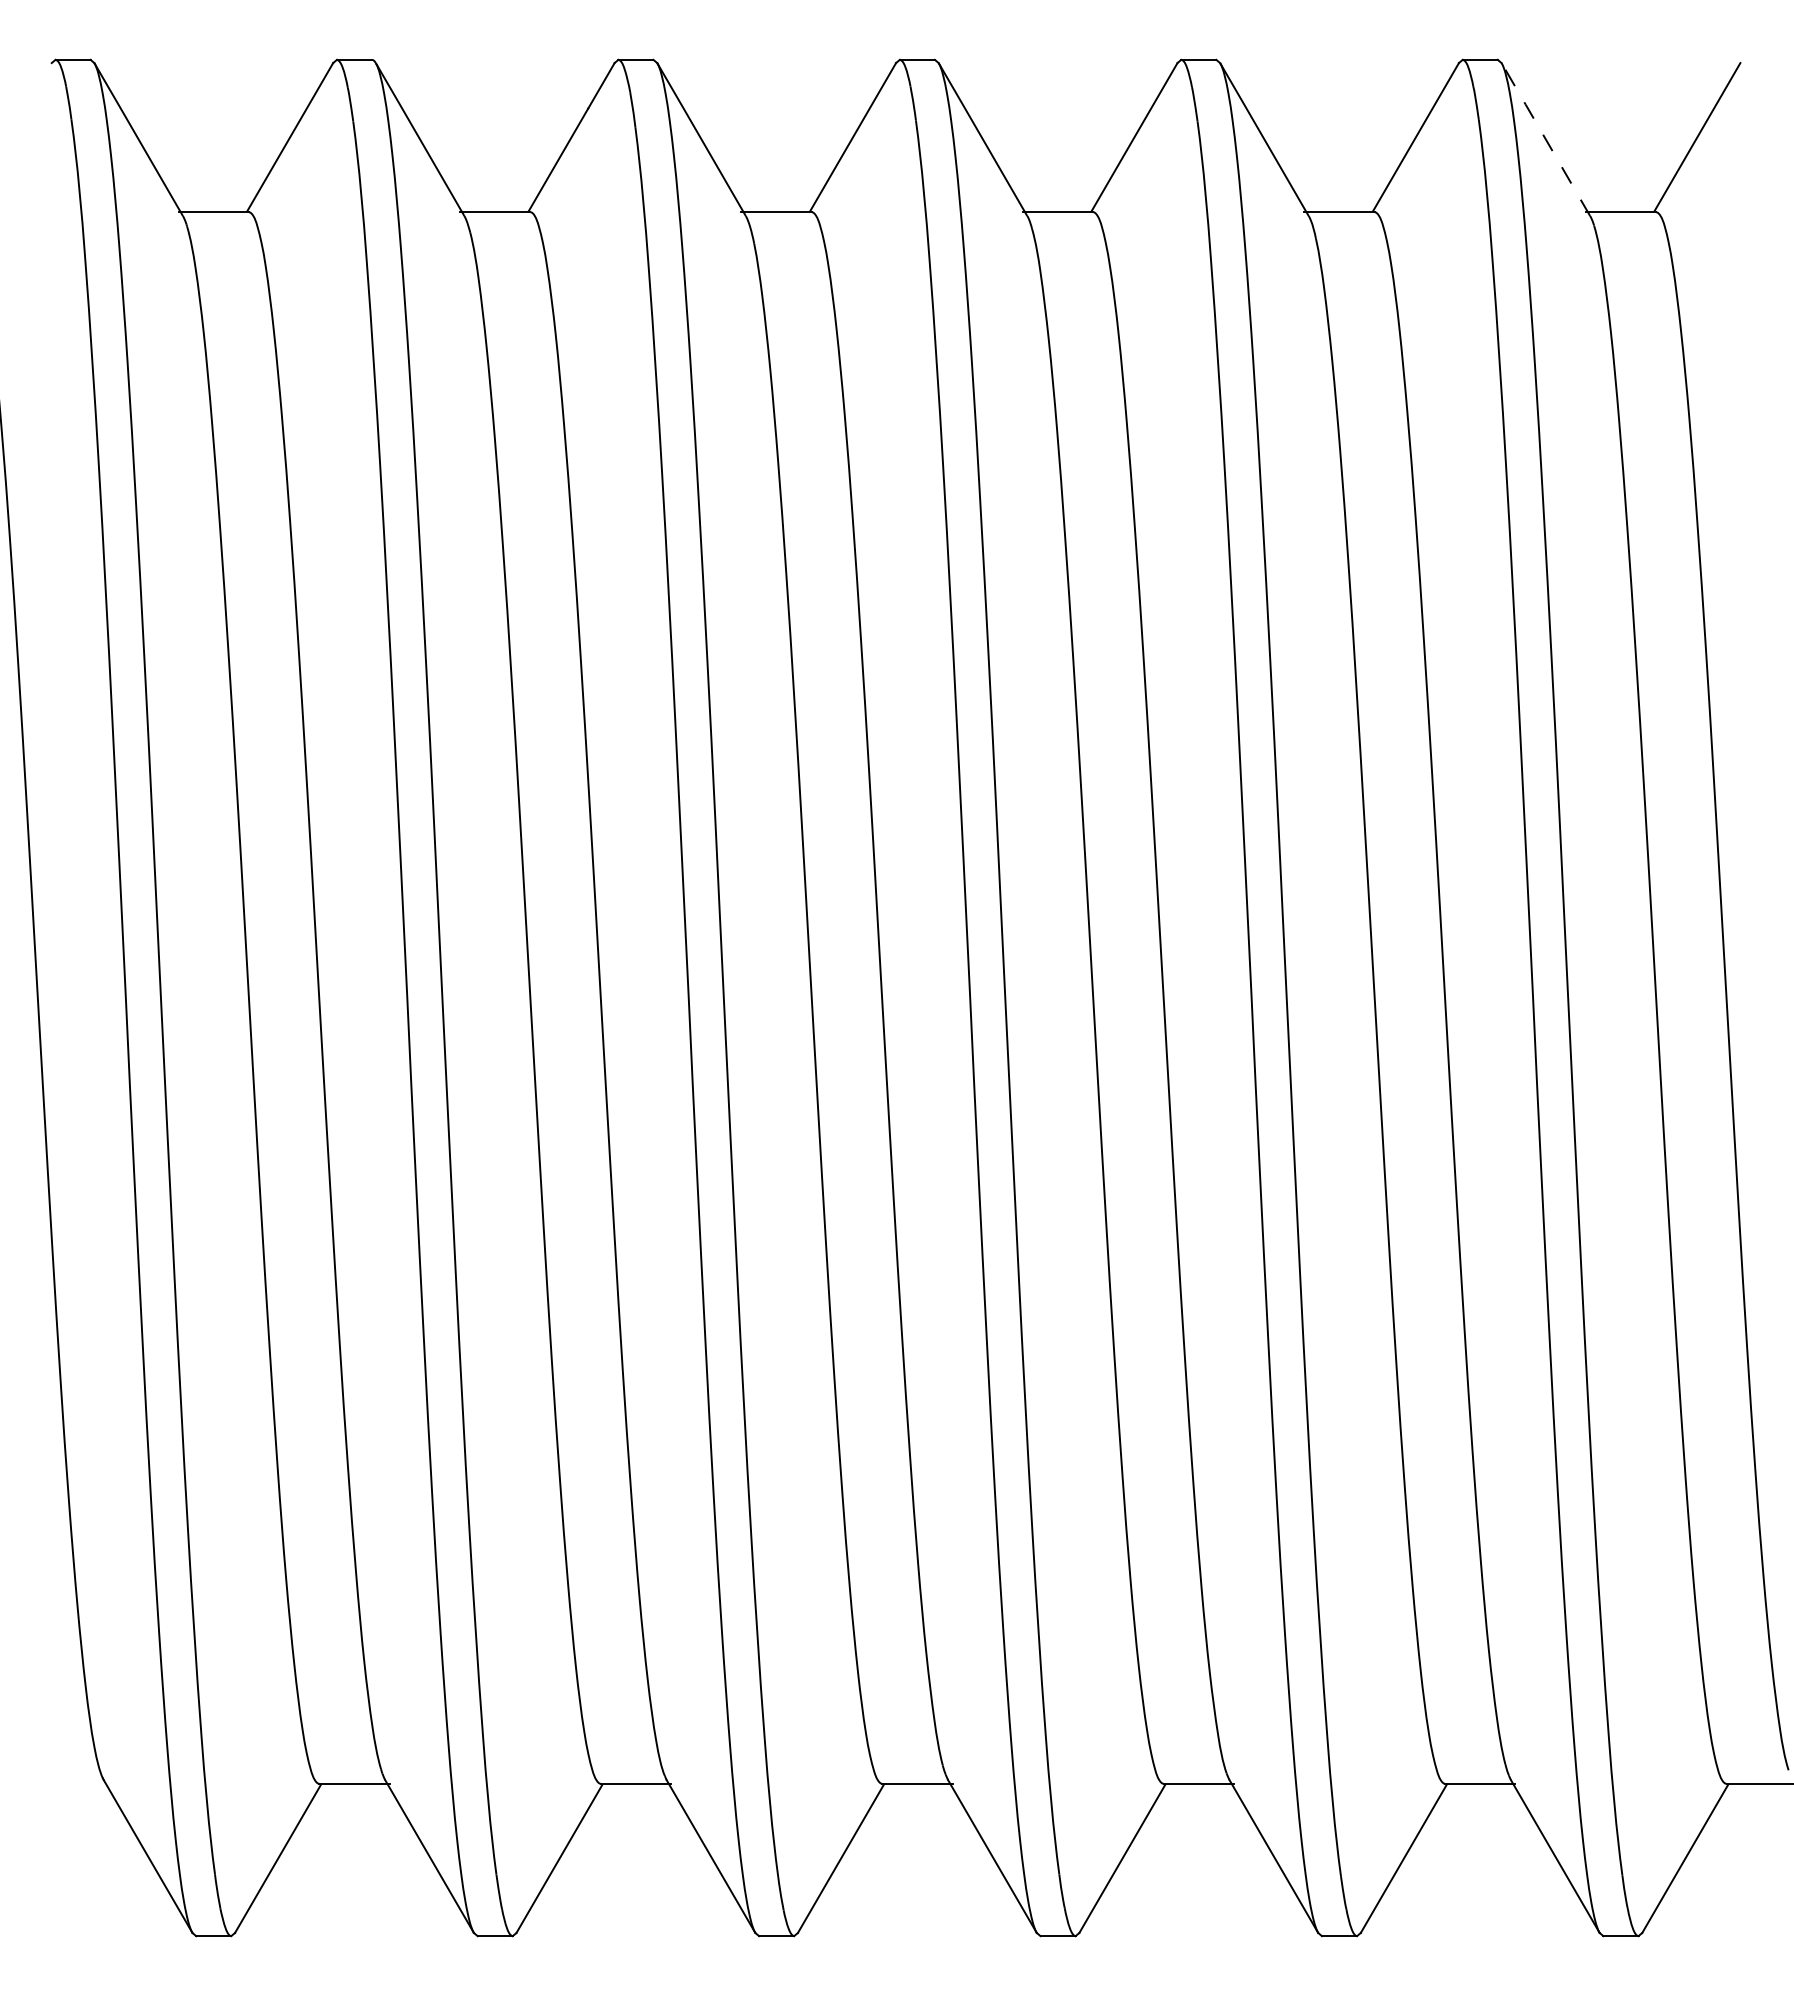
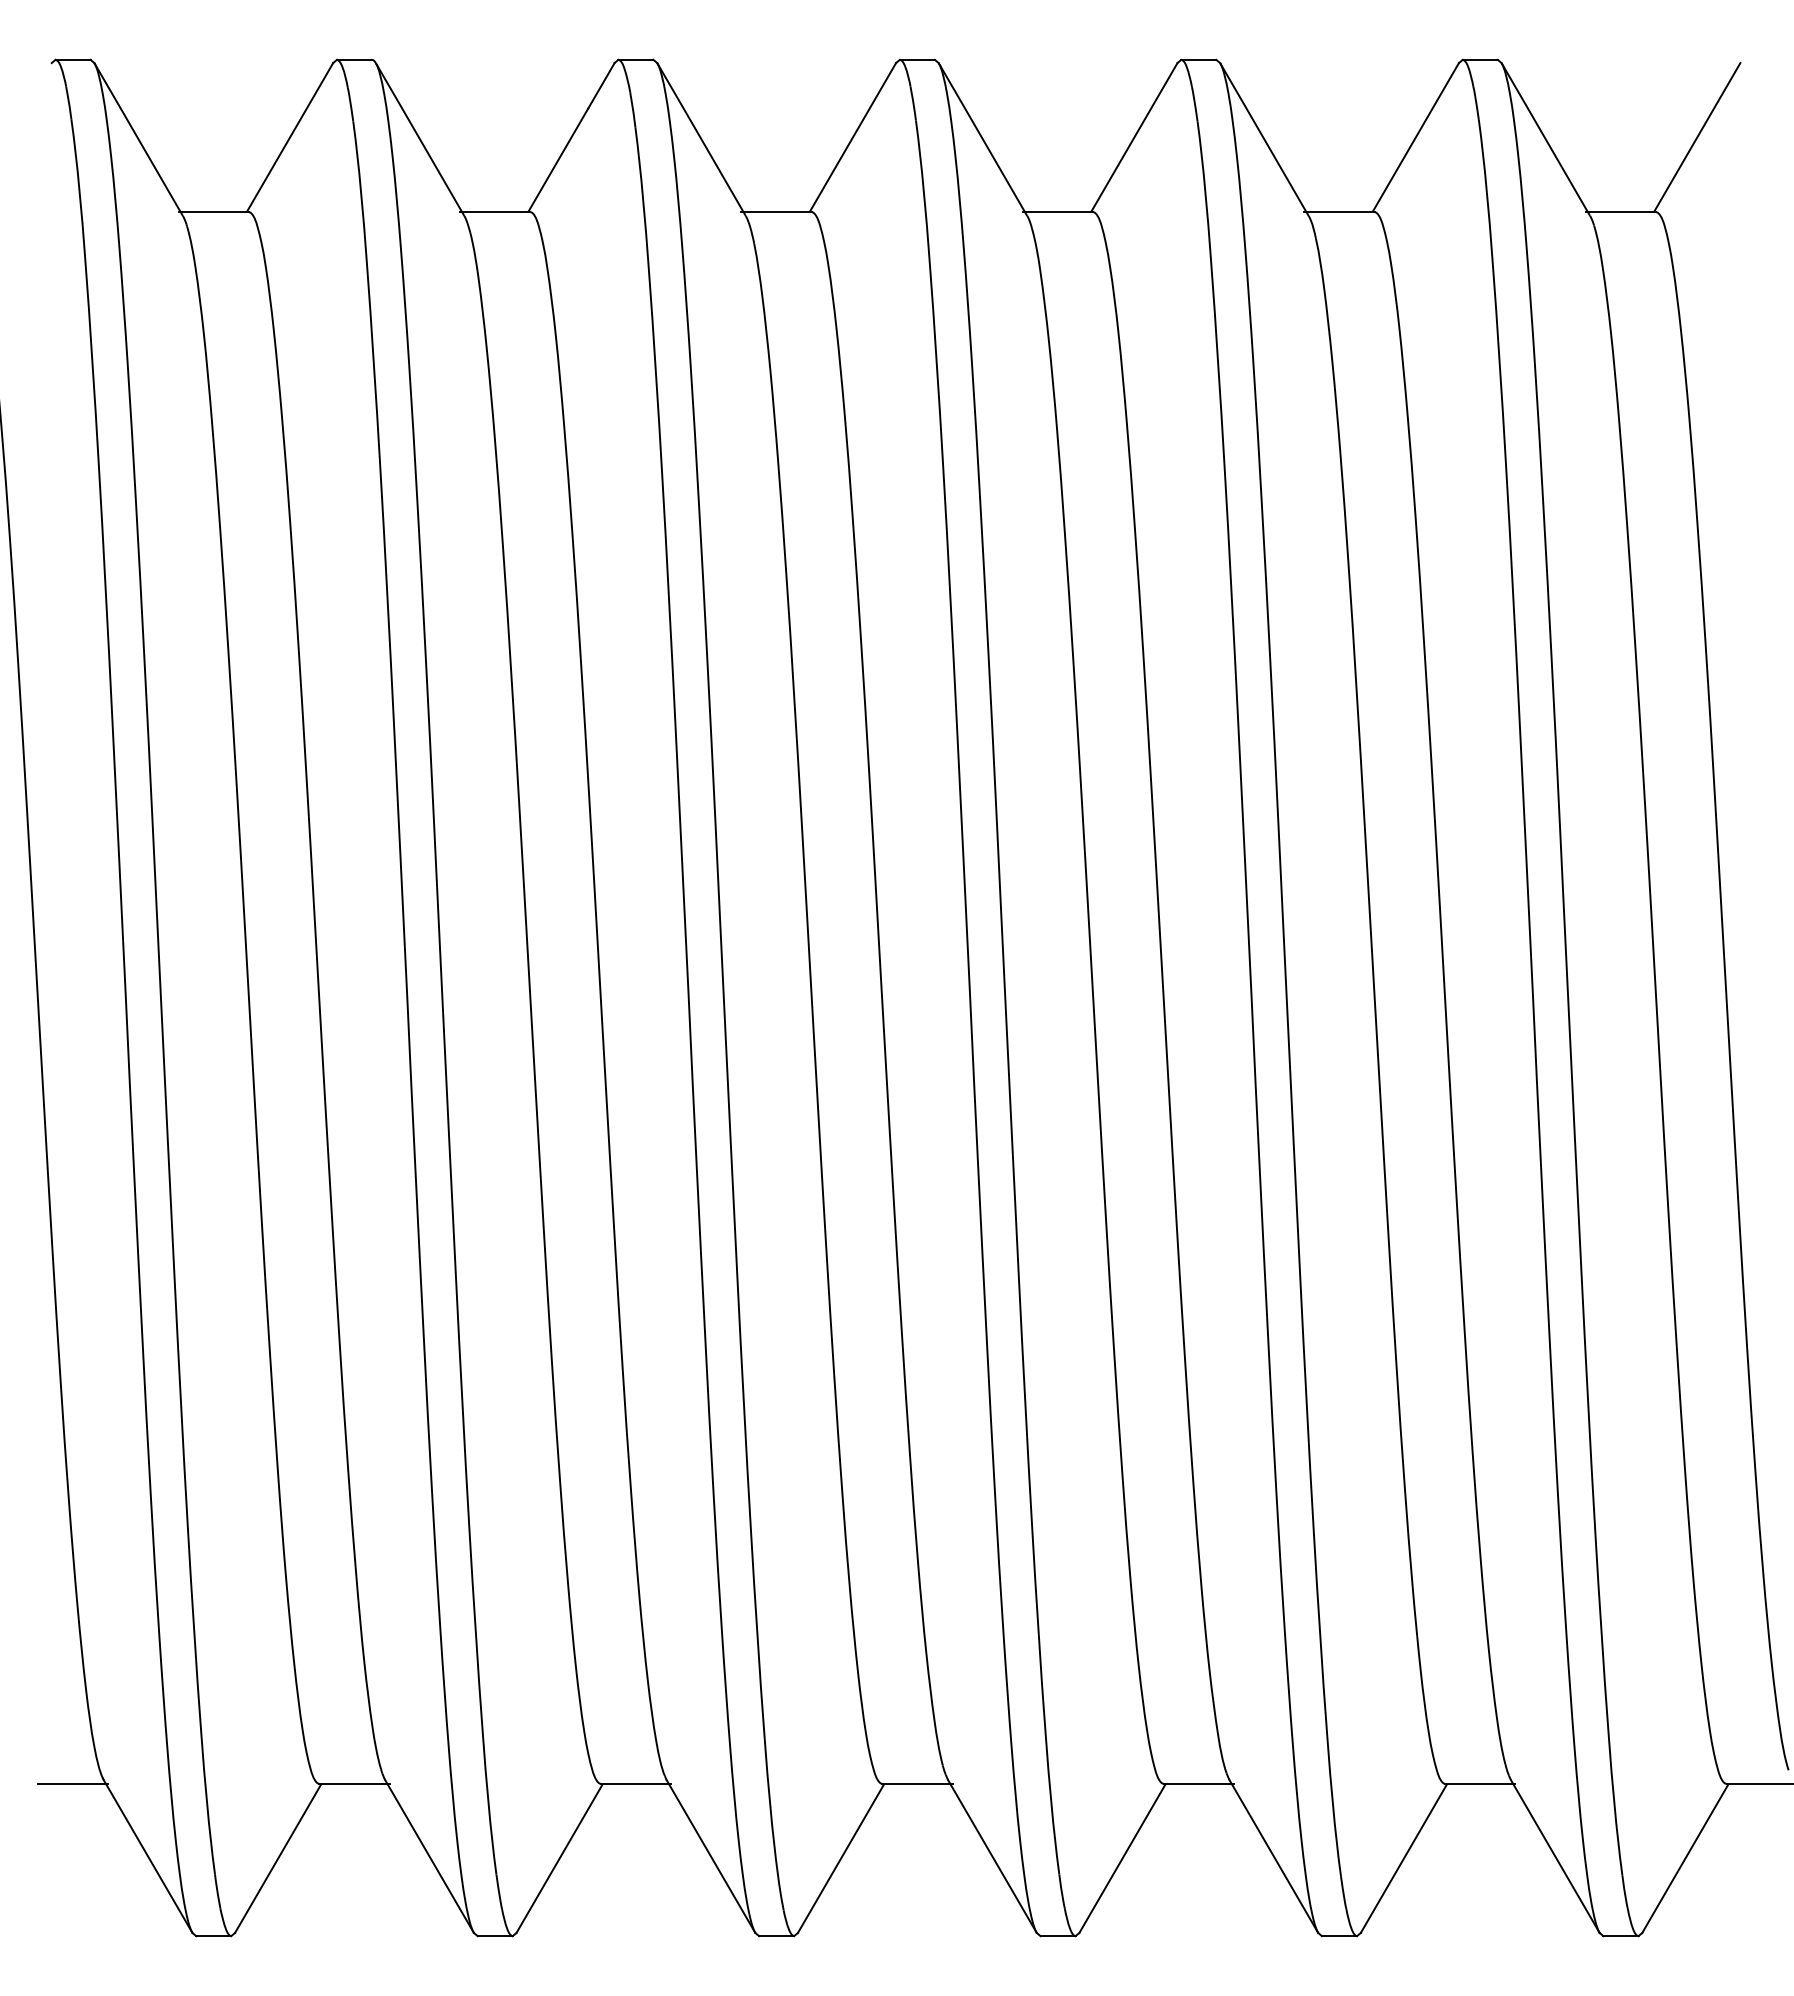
line: dashed -> solid (1545, 138)
line: none -> present (72, 1783)
